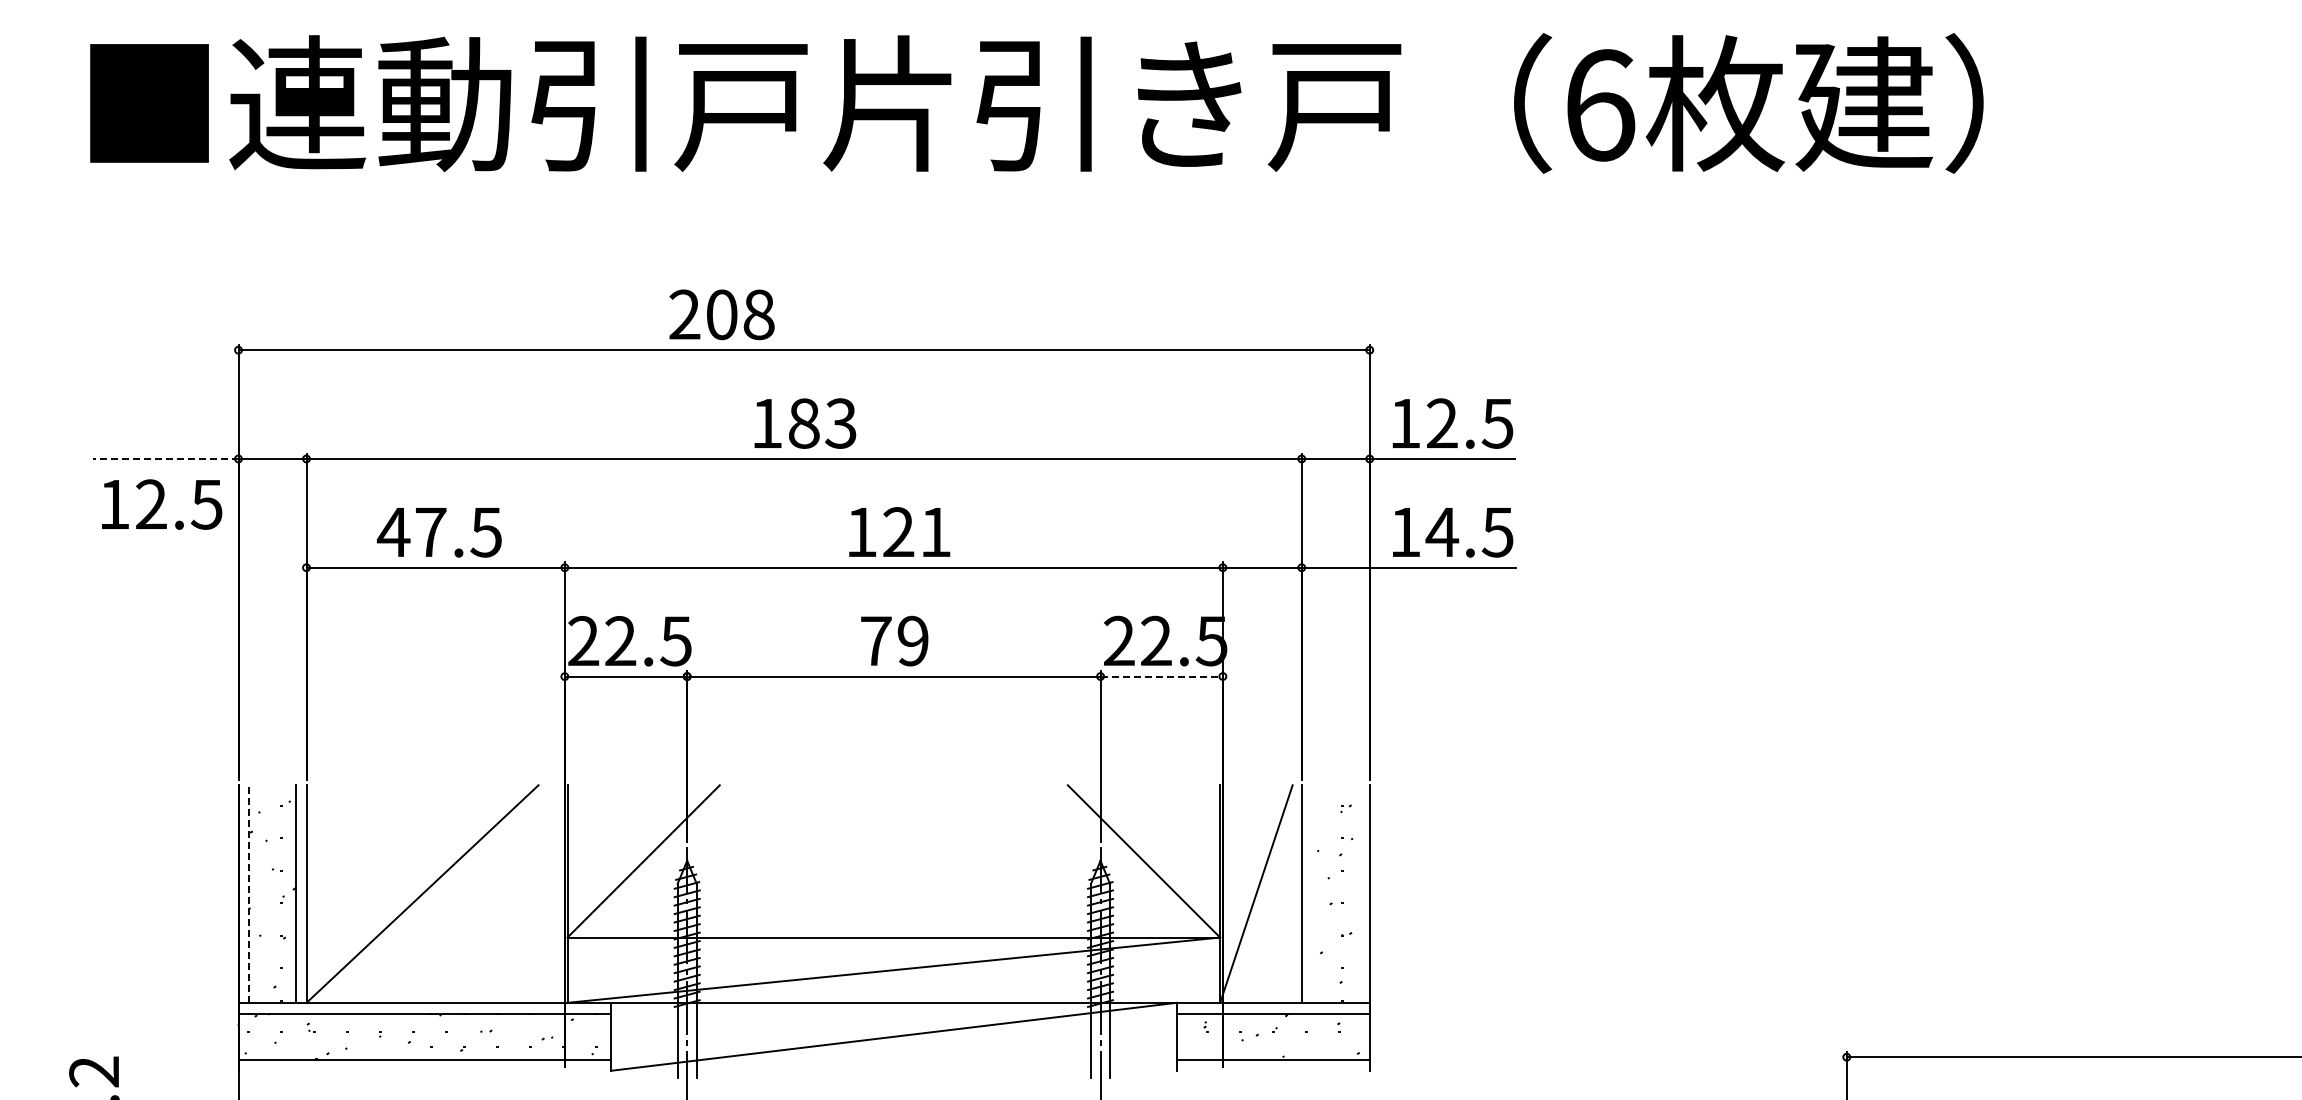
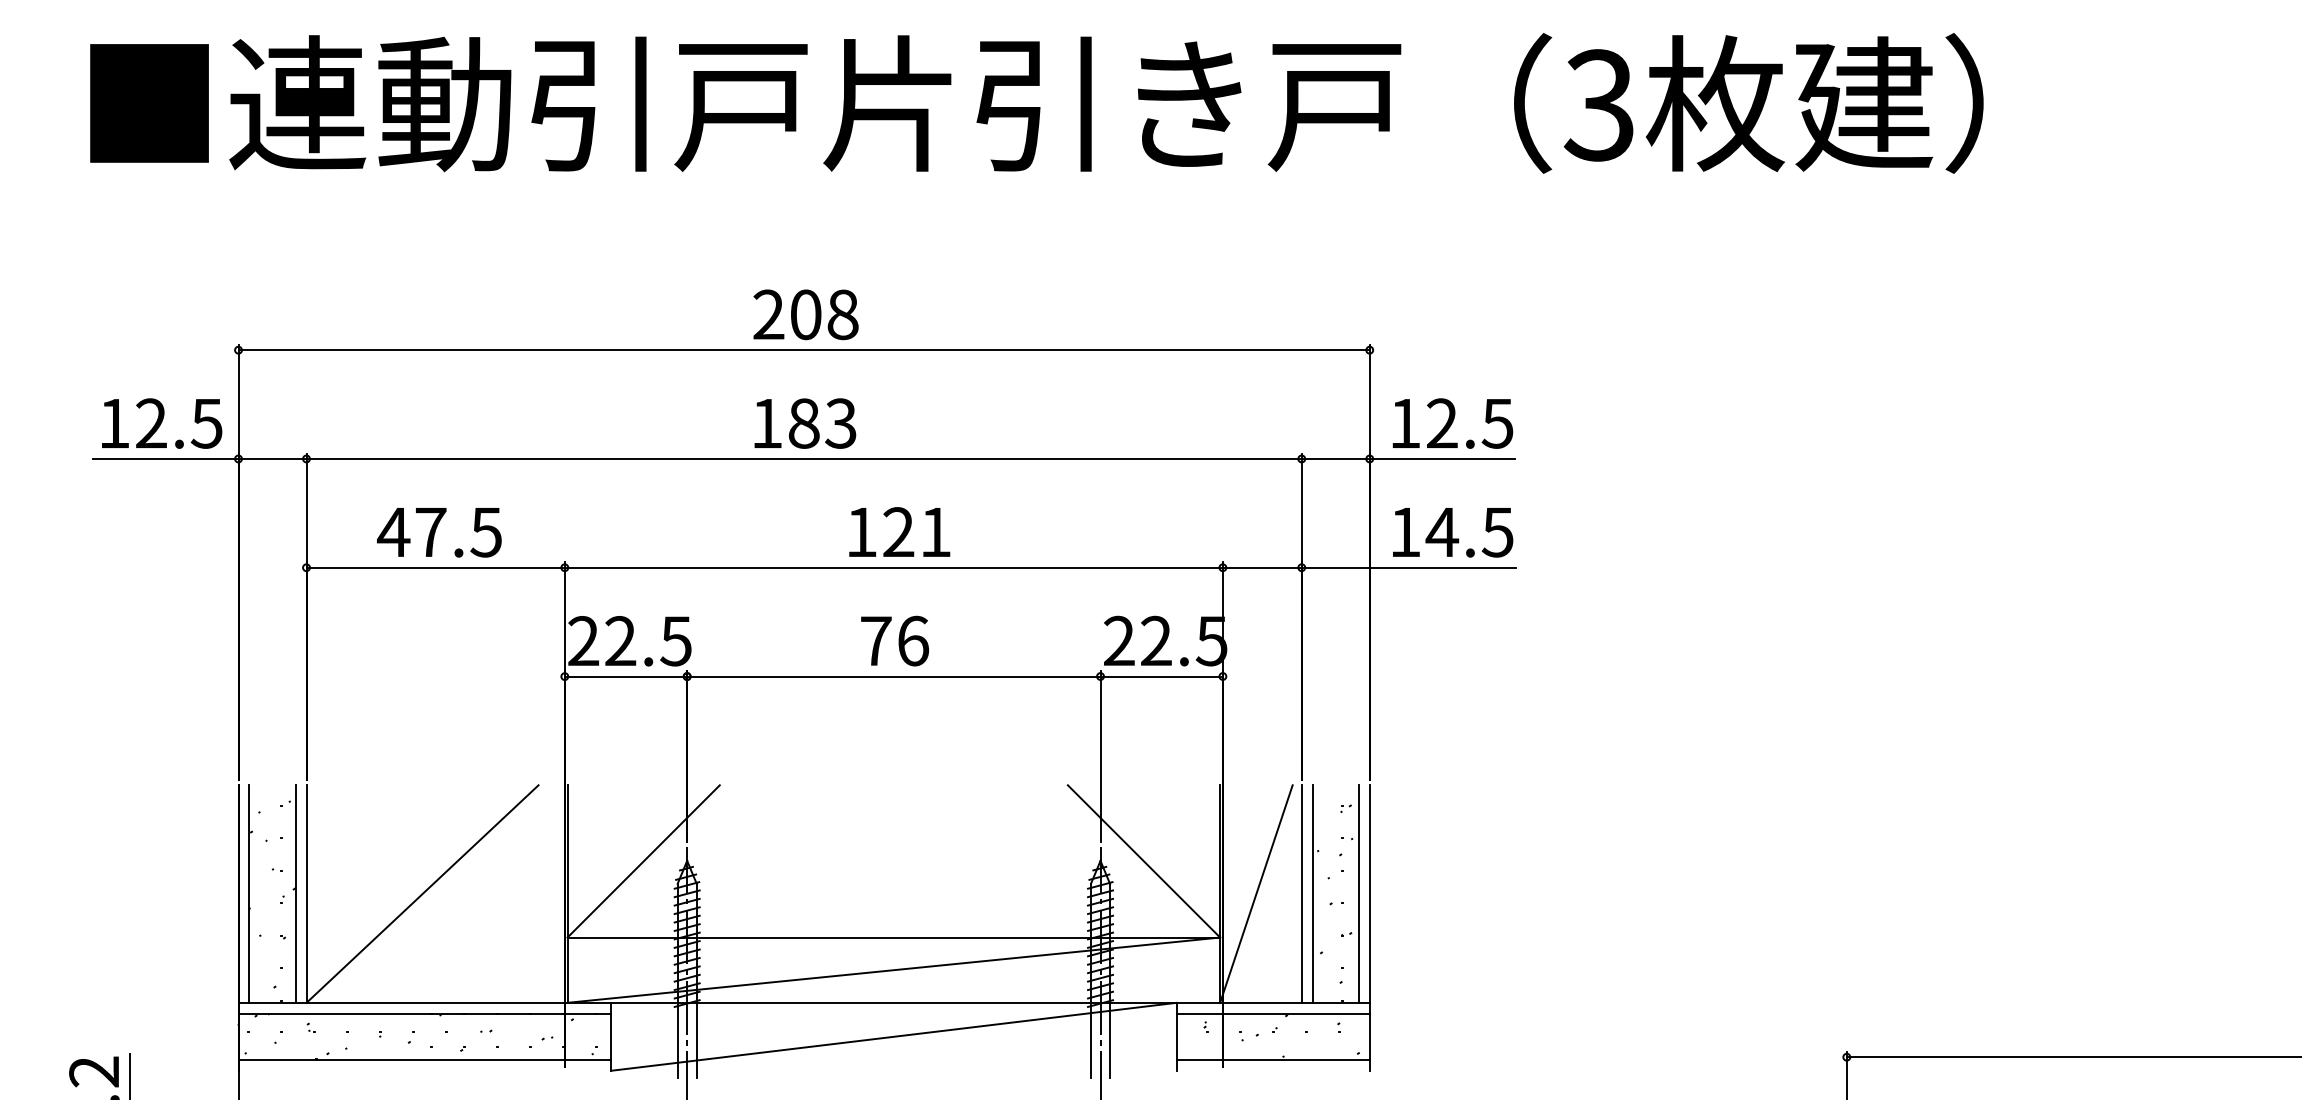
text: 6 -> 3 (1599, 105)
text position: (721, 314) -> (805, 314) (805, 314)
line: dashed -> solid (165, 458)
text position: (162, 504) -> (162, 423) (162, 423)
text: 79 -> 76 (913, 640)
line: dashed -> solid (1162, 676)
line: none -> present (1312, 893)
line: none -> present (1358, 893)
line: dashed -> solid (249, 894)
line: none -> present (129, 1075)
